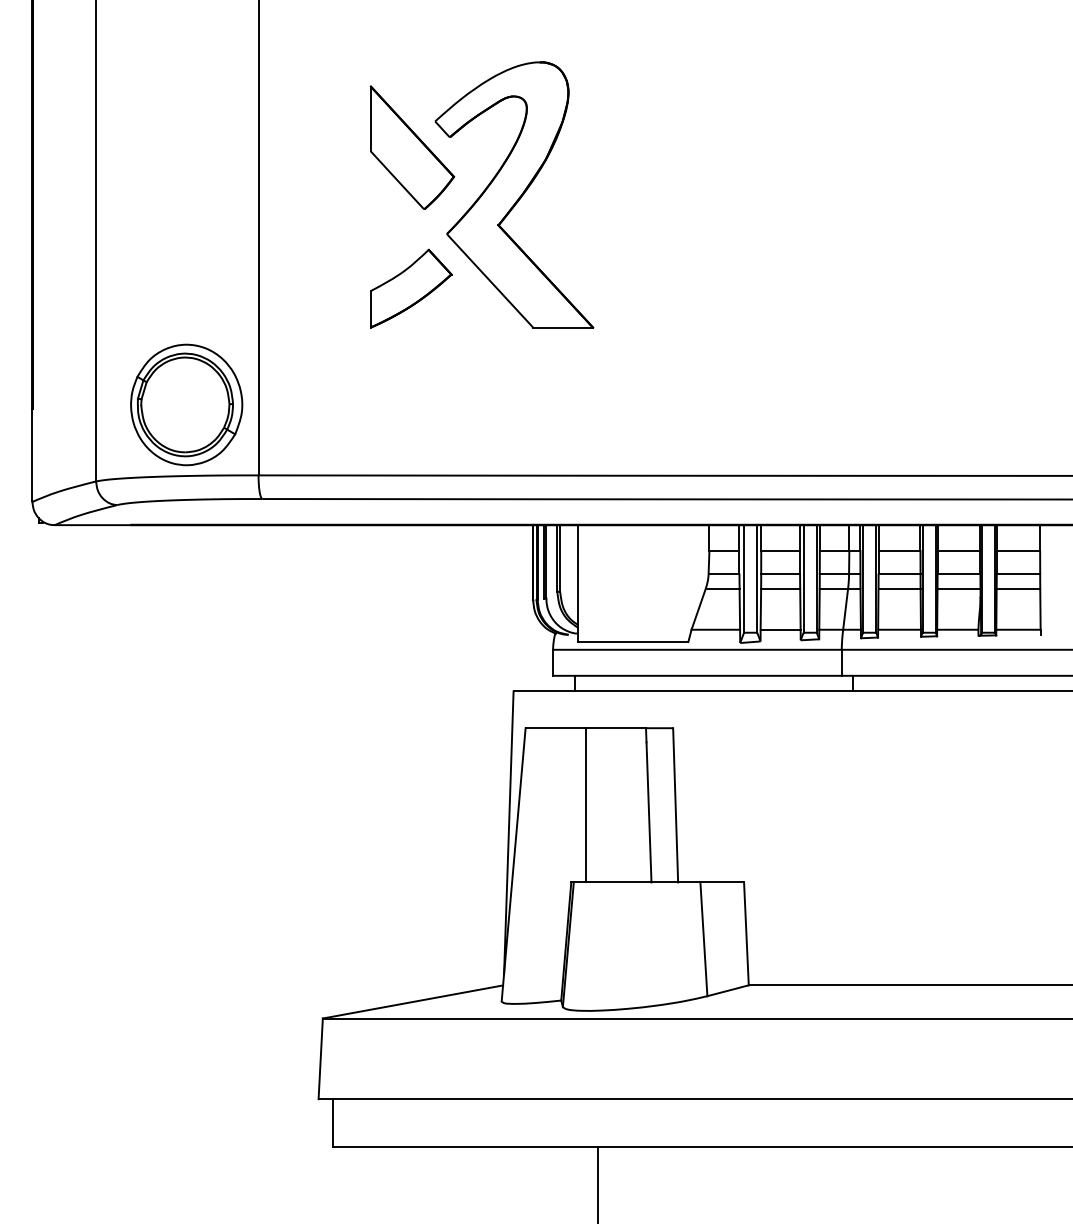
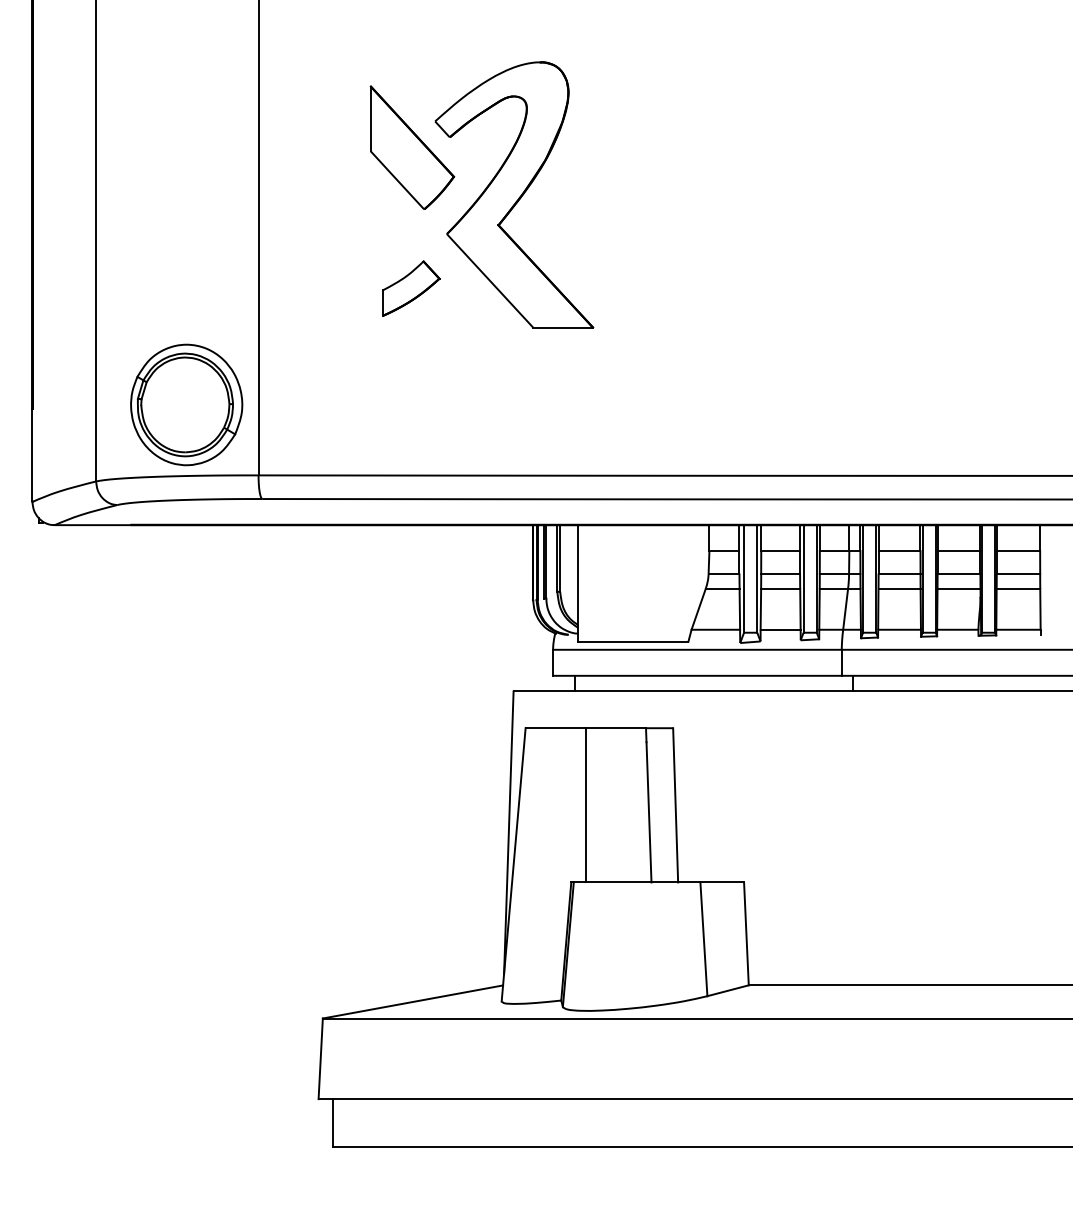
part size: 83x81 px -> 59x57 px (411, 288)
line: present -> none (598, 1183)
